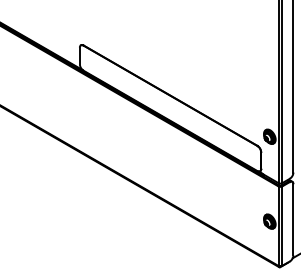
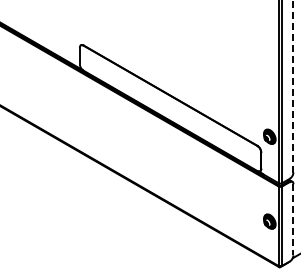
line: solid -> dashed (293, 86)
line: solid -> dashed (293, 219)
